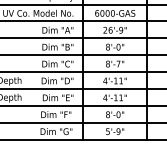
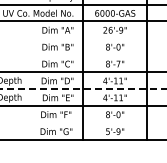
line: present -> none (82, 38)
line: present -> none (82, 55)
line: solid -> dashed (83, 89)
line: present -> none (82, 122)
